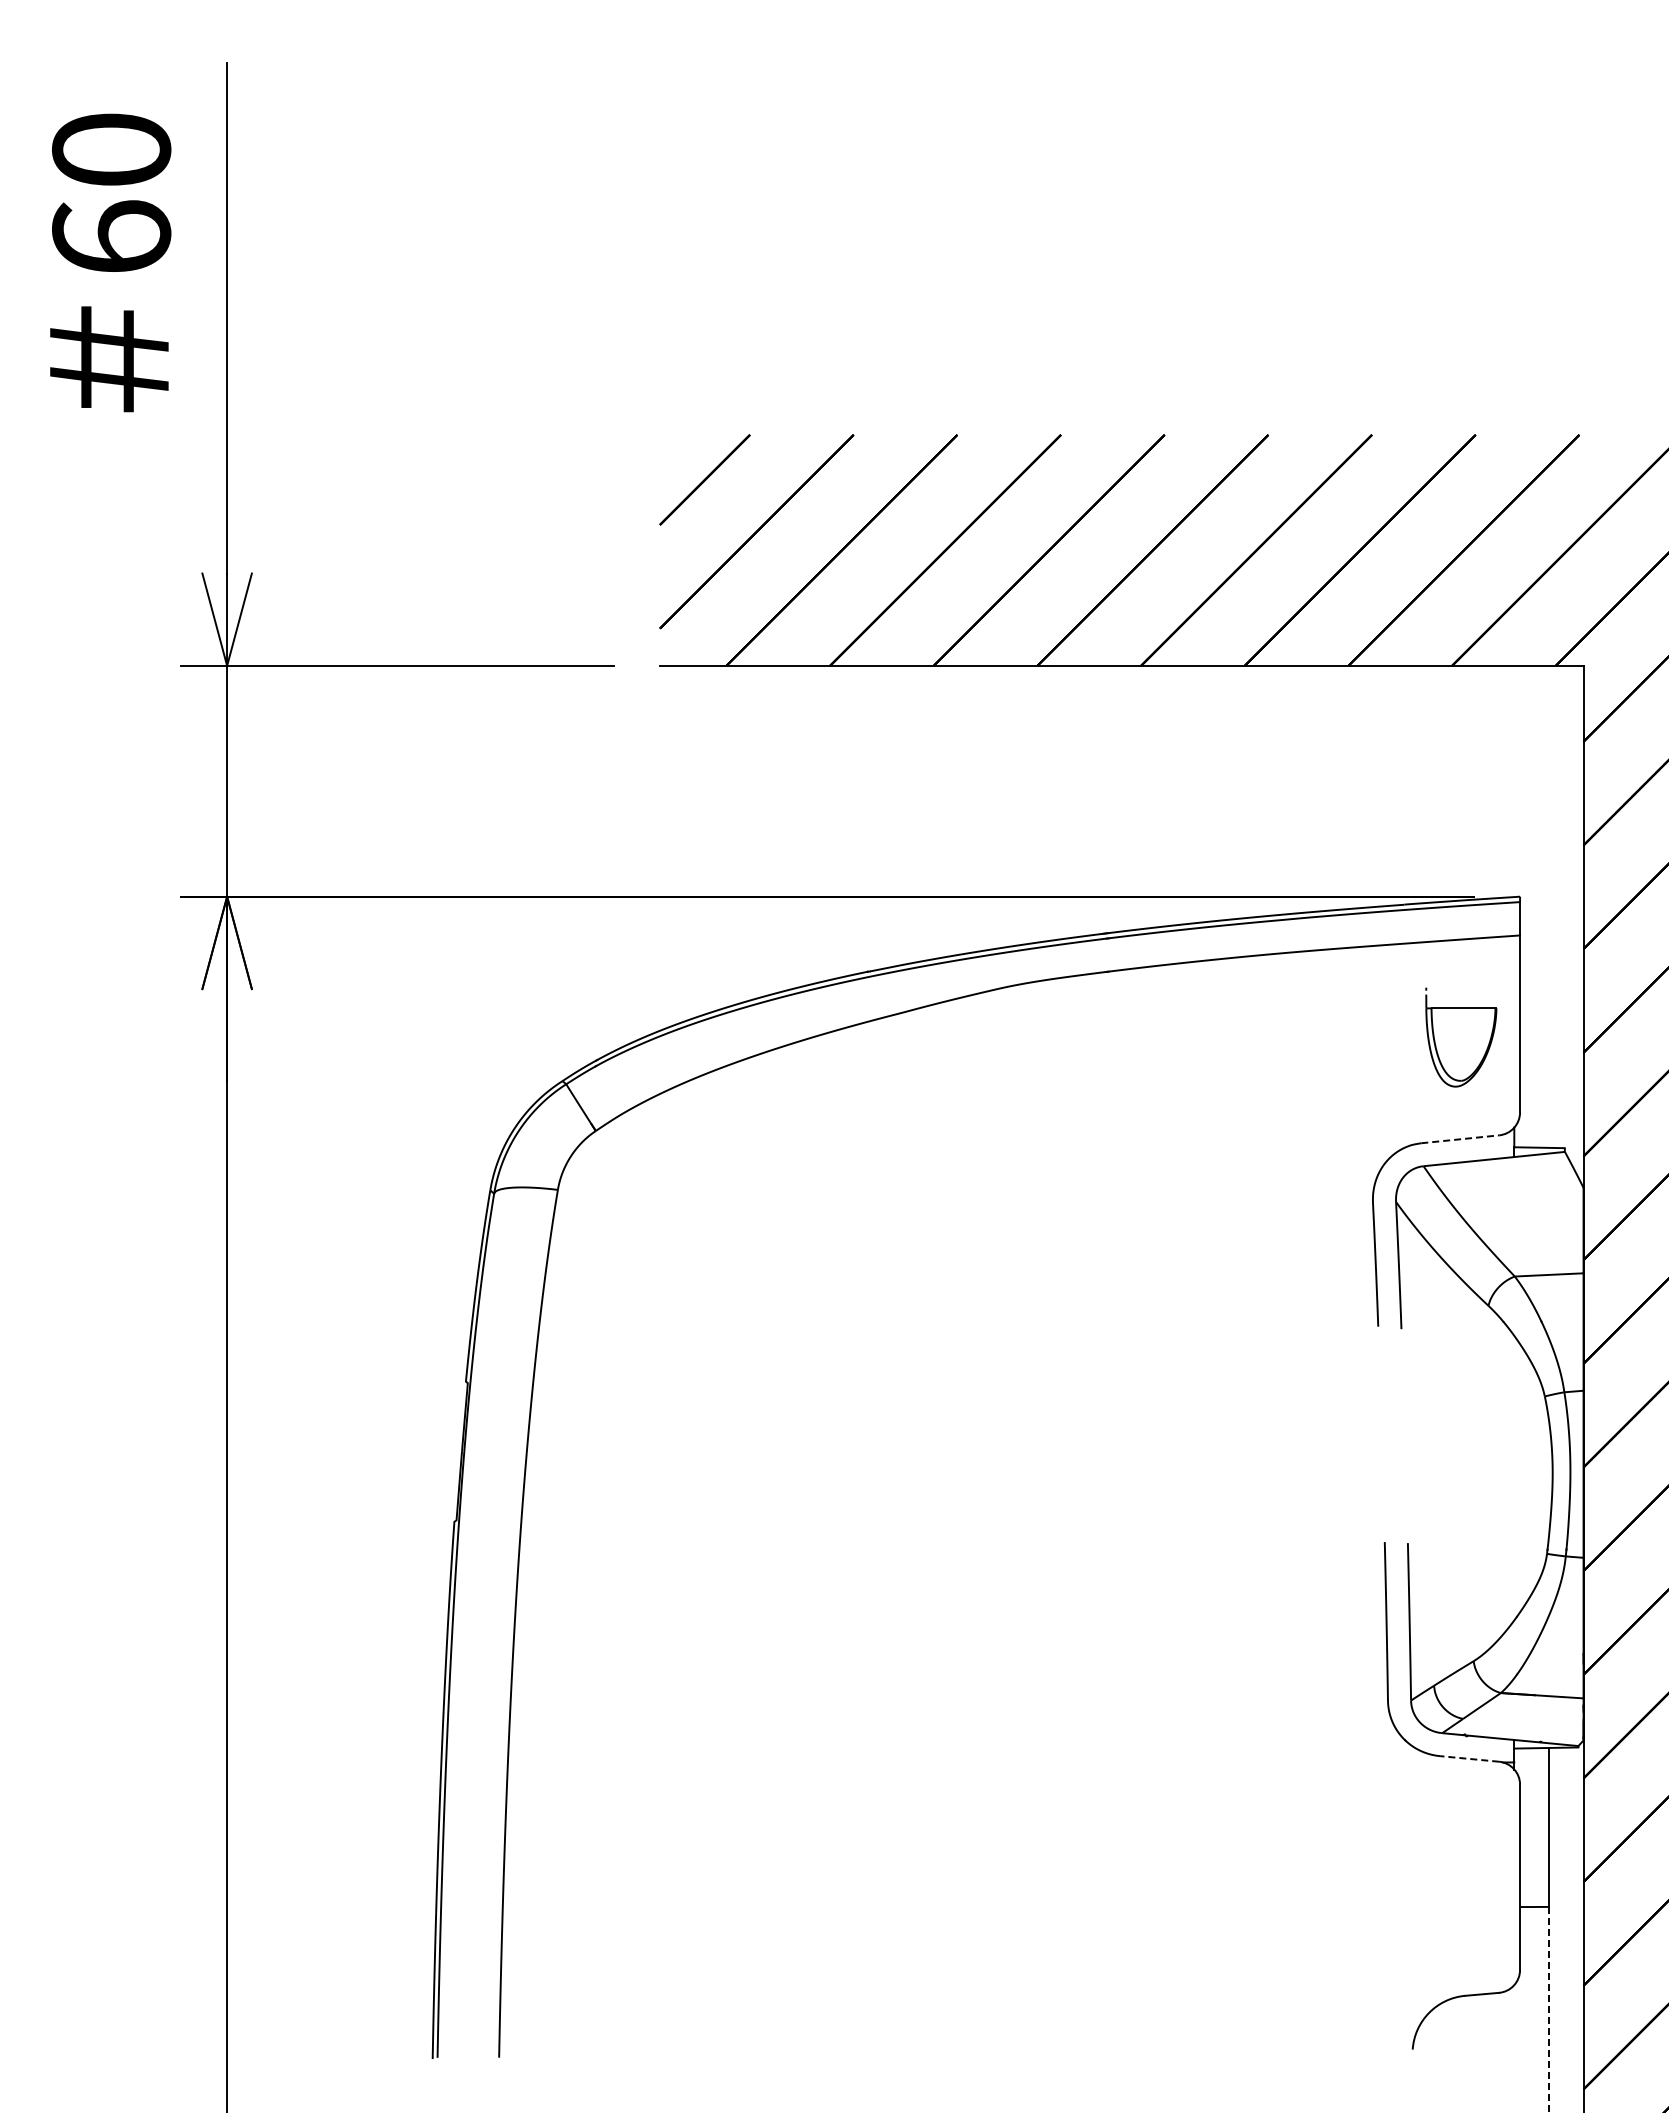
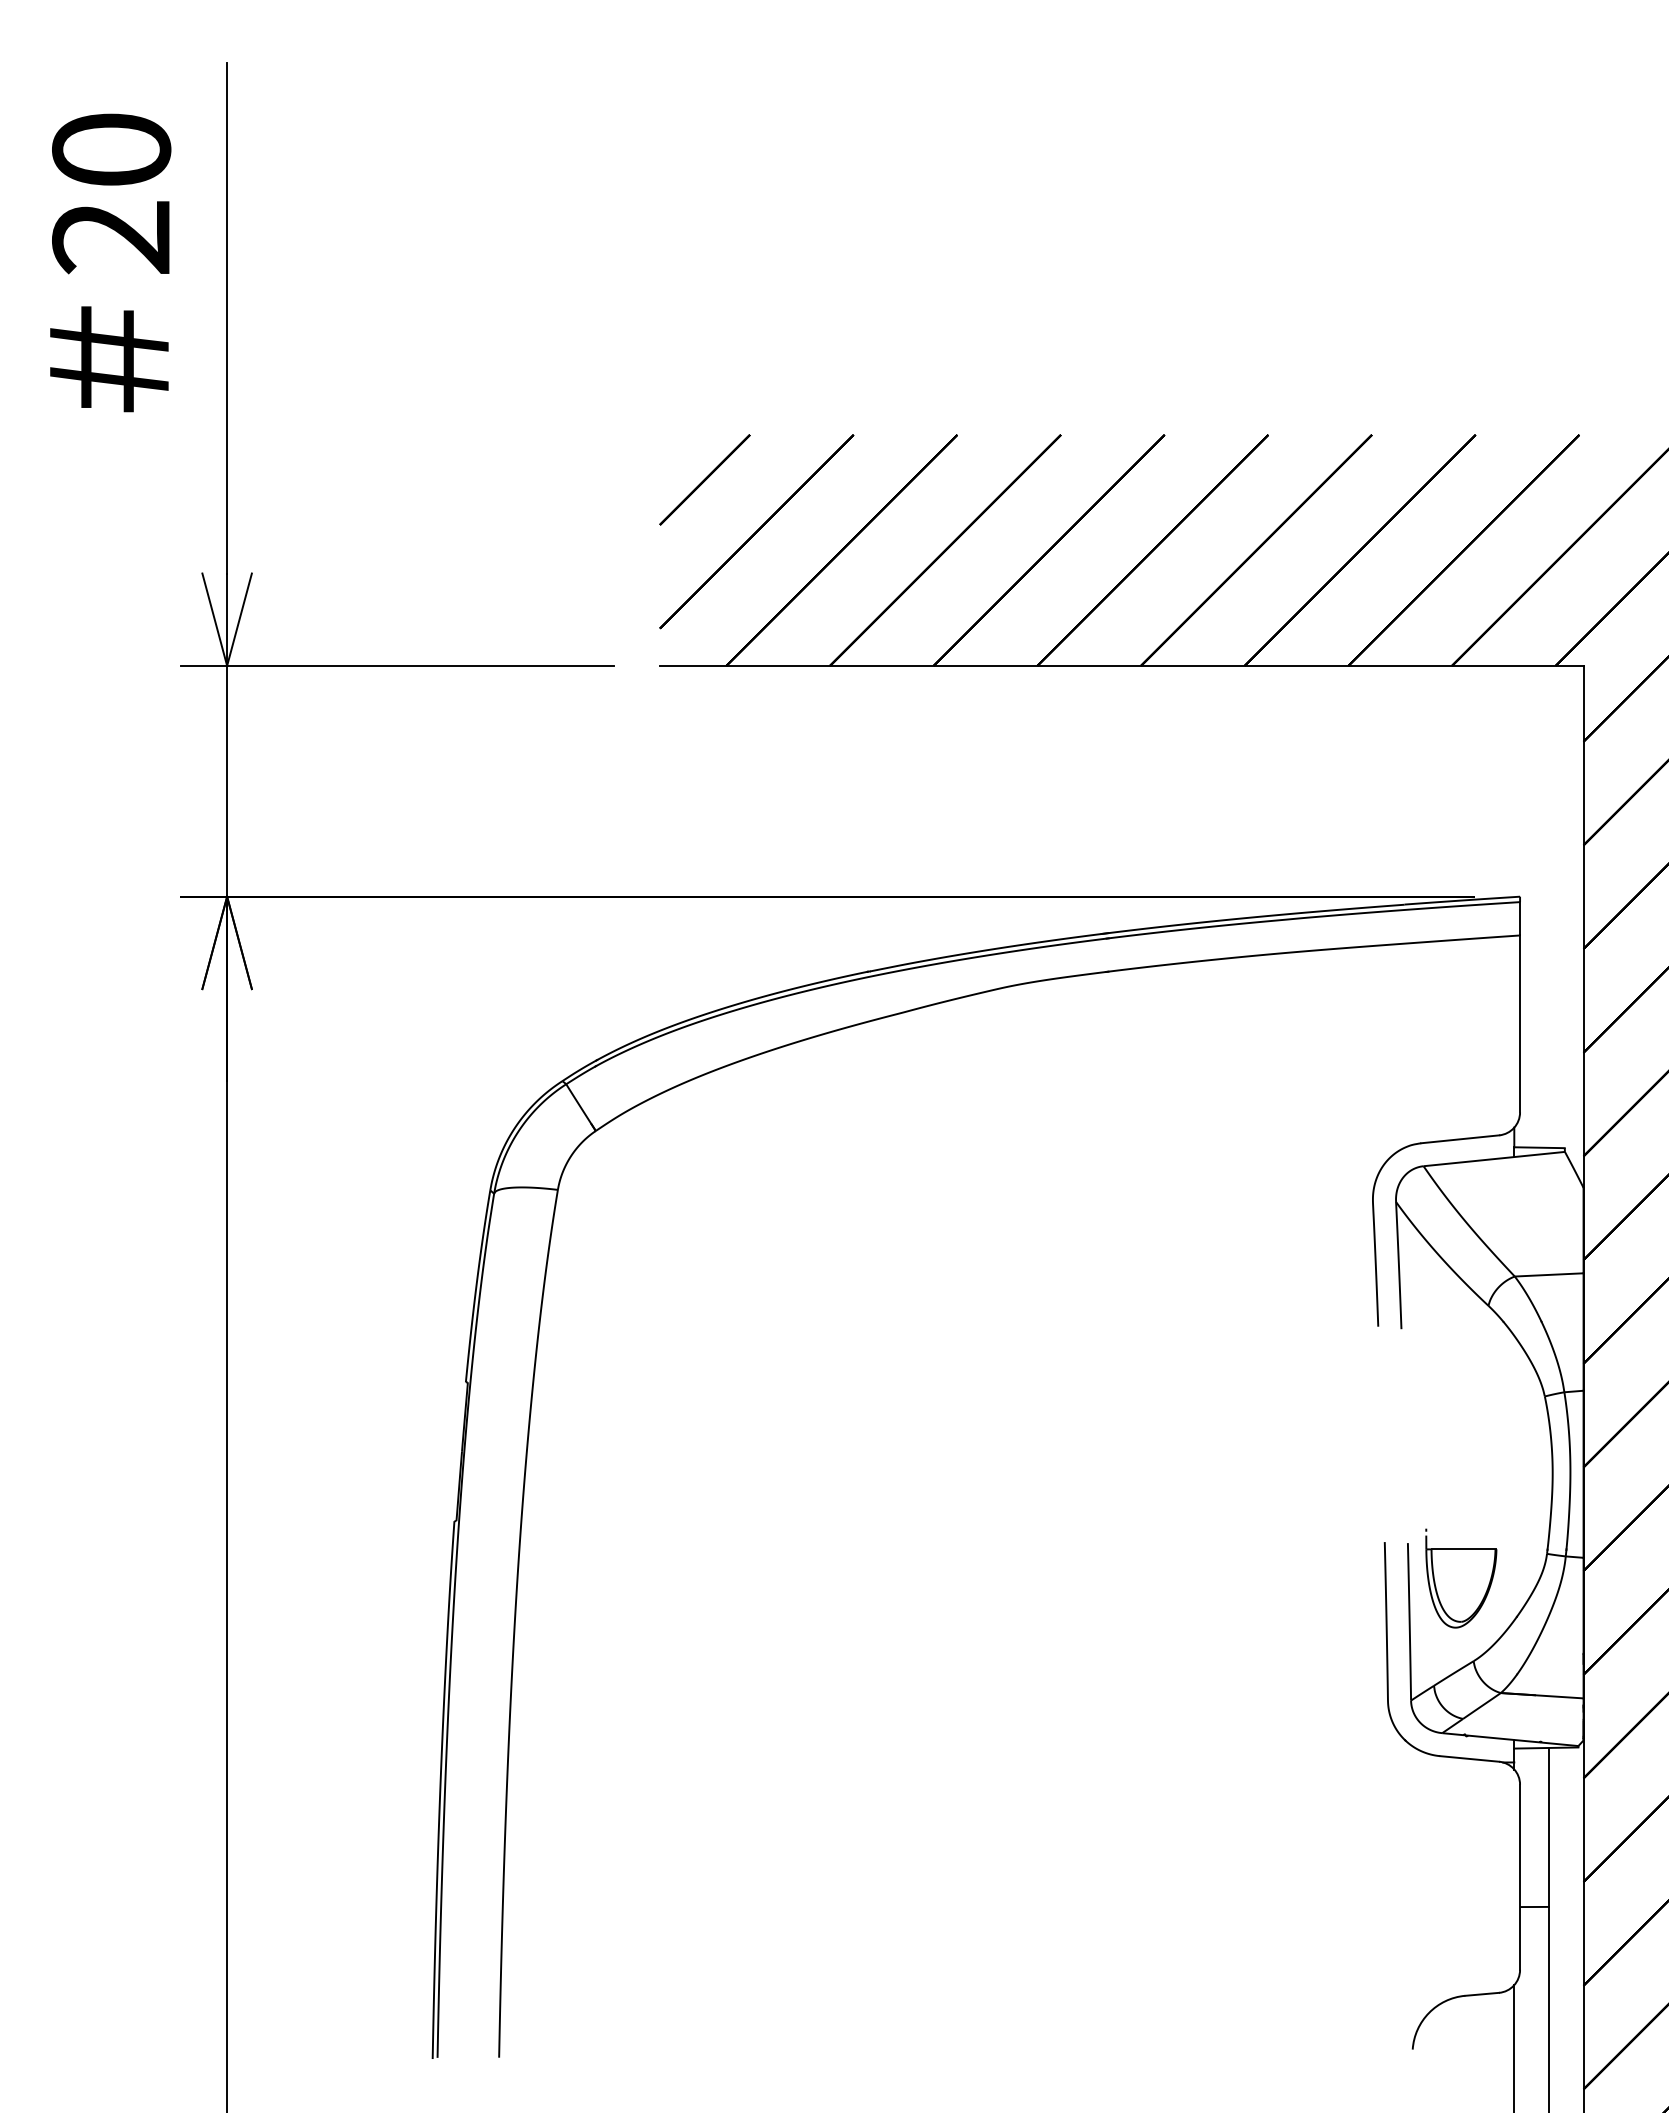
text: 60 -> 20 (111, 237)
part position: (1461, 1037) -> (1461, 1578) (1461, 1578)
line: dashed -> solid (1460, 1139)
line: dashed -> solid (1469, 1758)
line: dashed -> solid (1548, 2009)
line: none -> present (1514, 2047)
